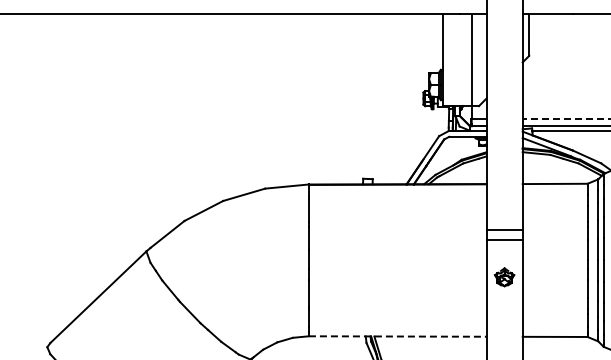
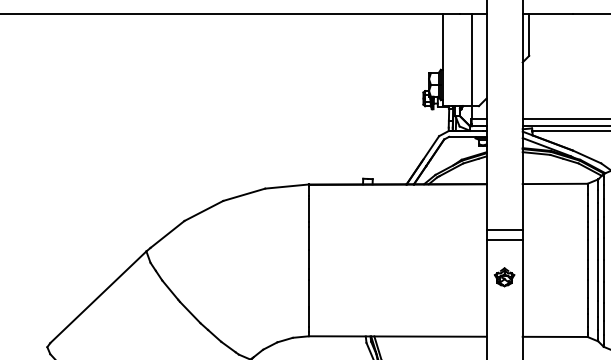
line: dashed -> solid (566, 119)
line: dashed -> solid (397, 336)
